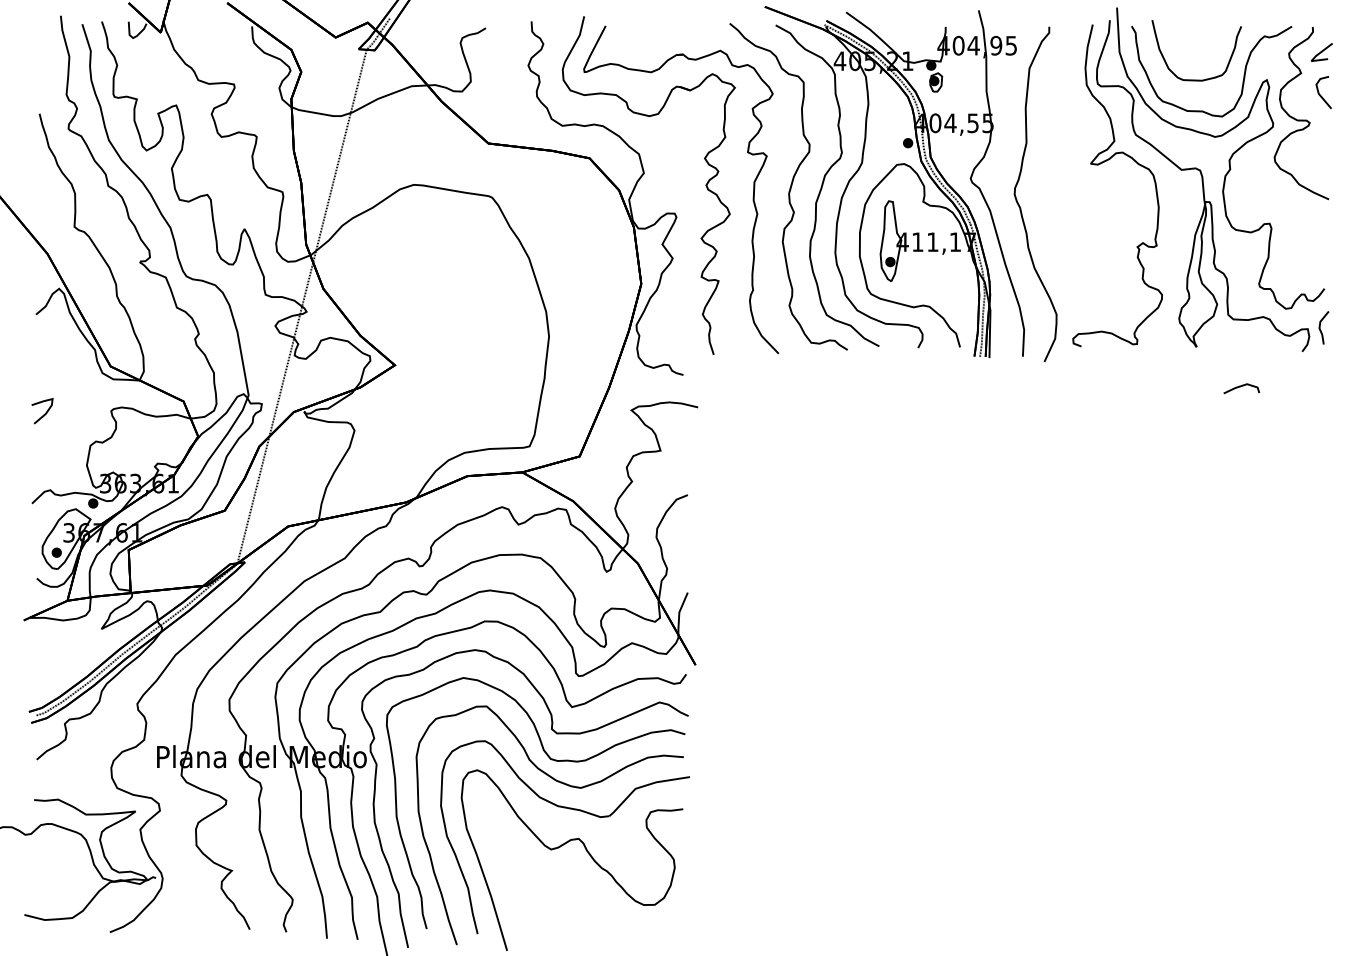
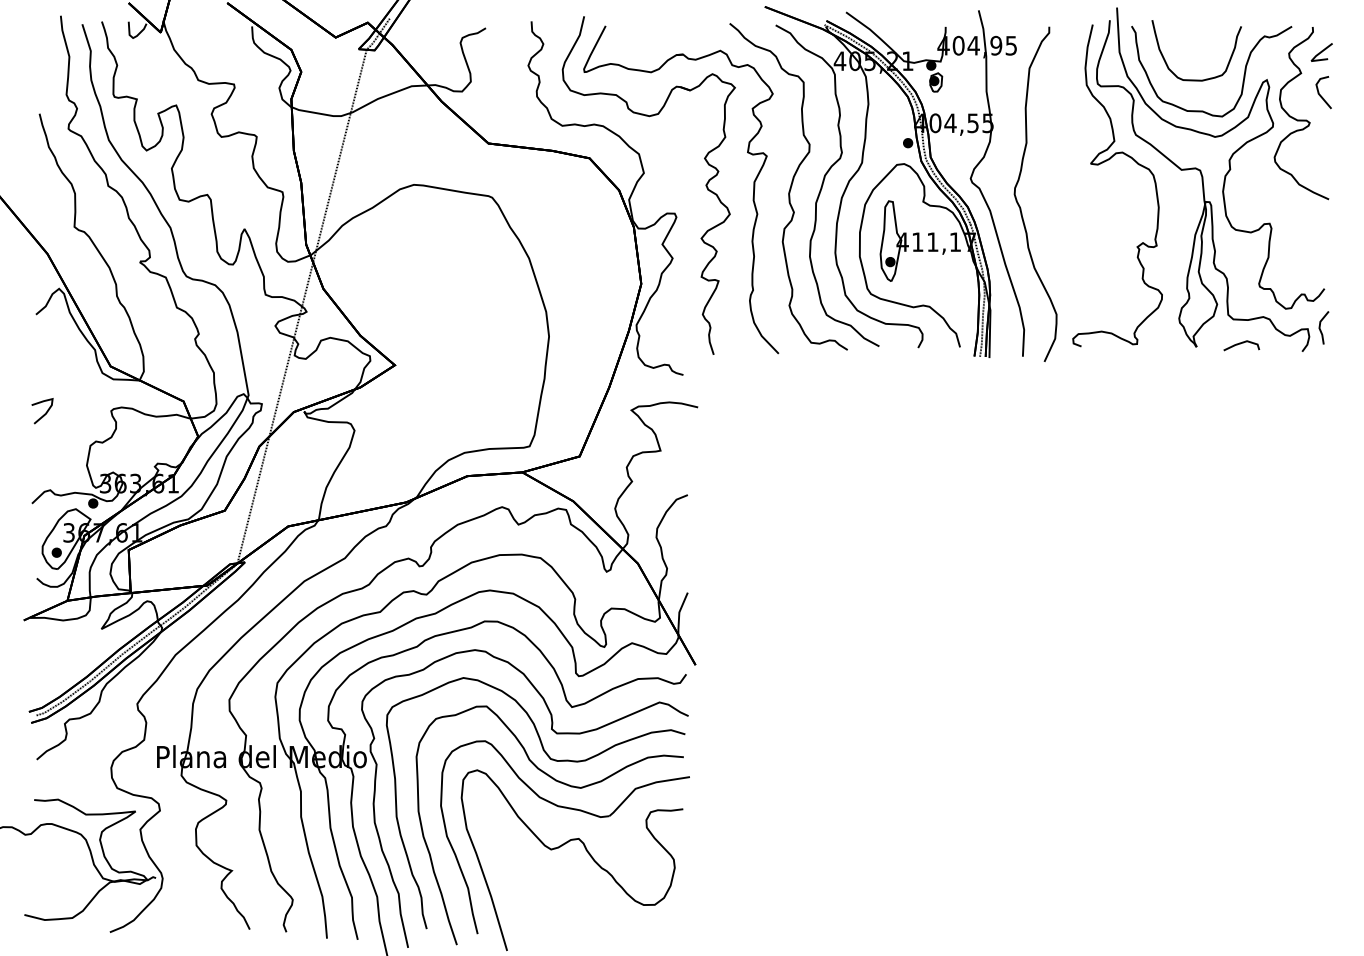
line position: (1240, 387) -> (1240, 344) (1240, 344)
